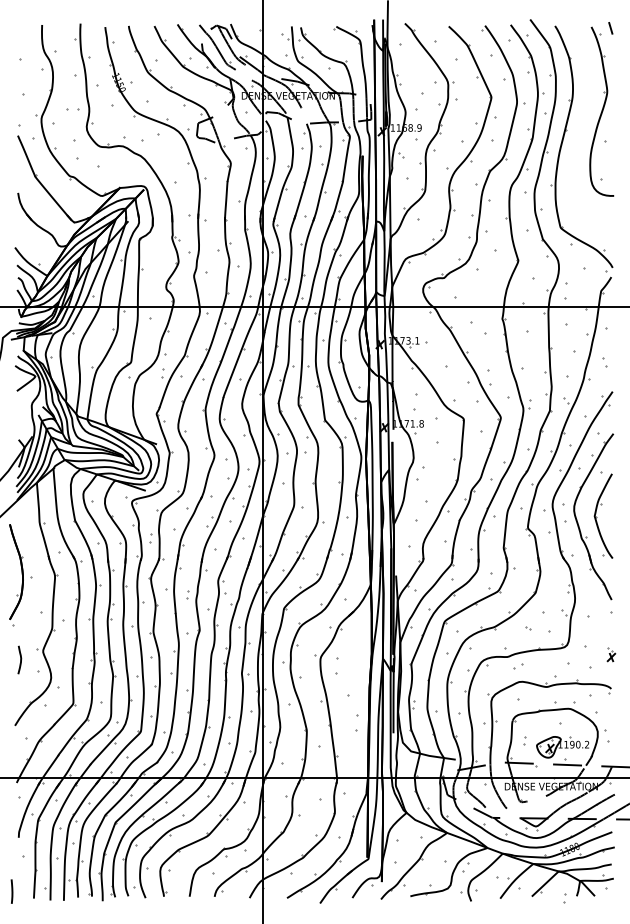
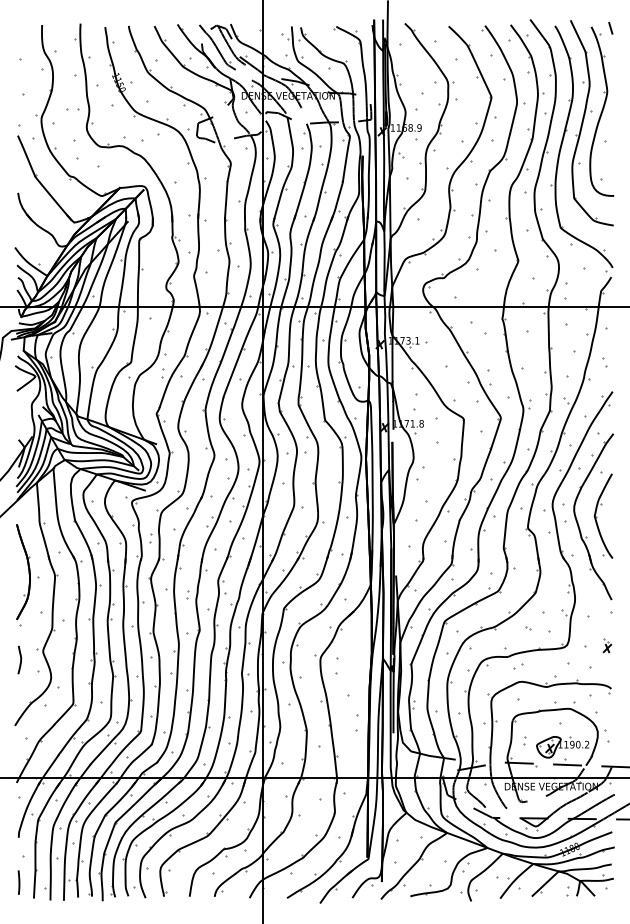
part: none -> present (583, 123)
part position: (20, 575) -> (27, 575) (27, 575)
part position: (611, 654) -> (607, 645) (607, 645)
line position: (11, 891) -> (18, 882) (18, 882)
part position: (564, 898) -> (567, 891) (567, 891)
